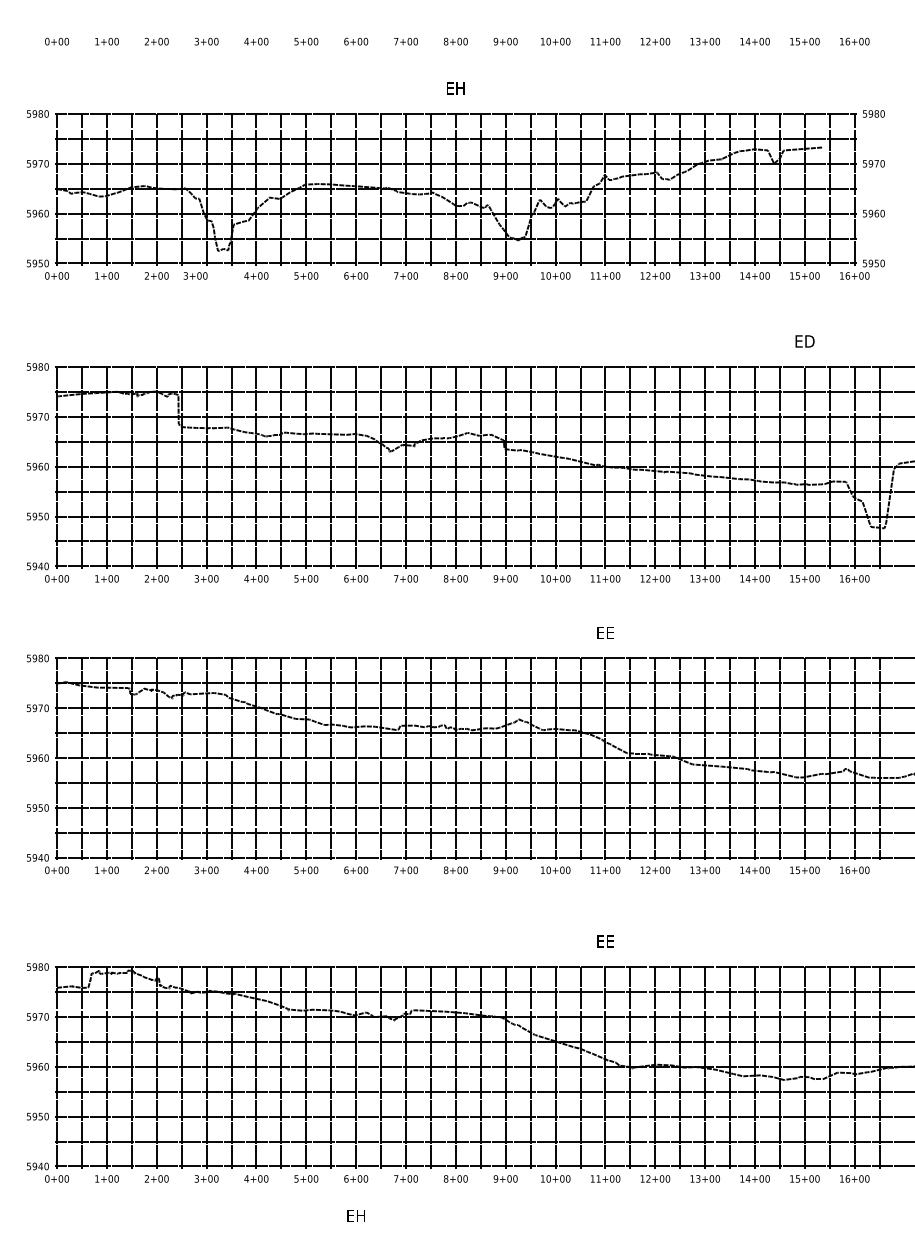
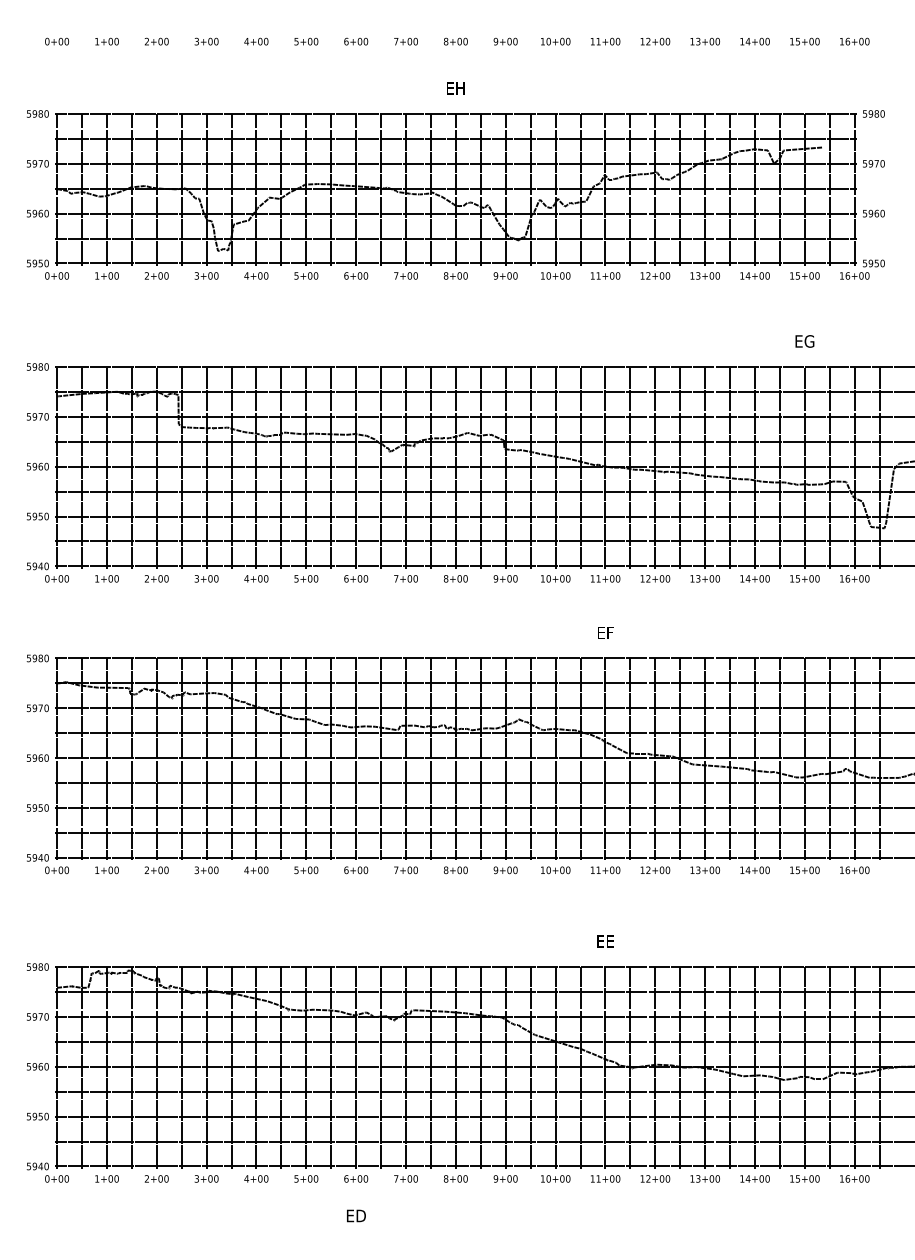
text position: (195, 275) -> (206, 275) (206, 275)
text: ED -> EG (809, 341)
text: EE -> EF (605, 632)
text: EH -> ED (356, 1215)
